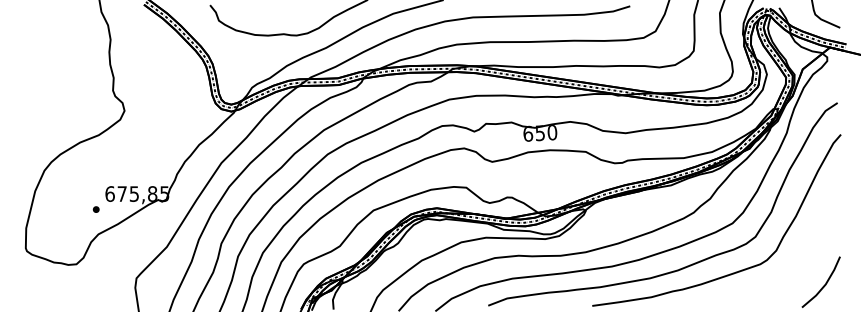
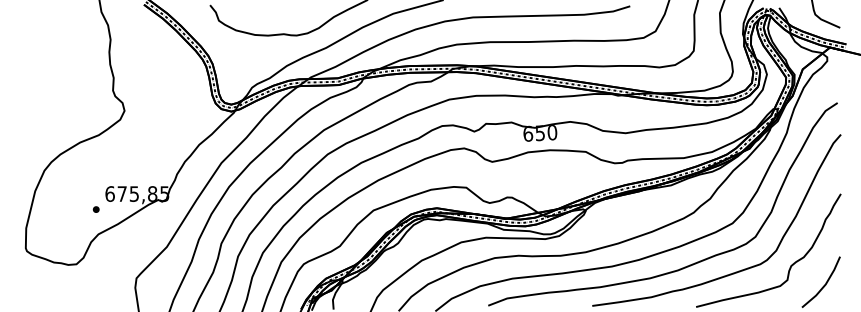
curve: none -> present (790, 265)
